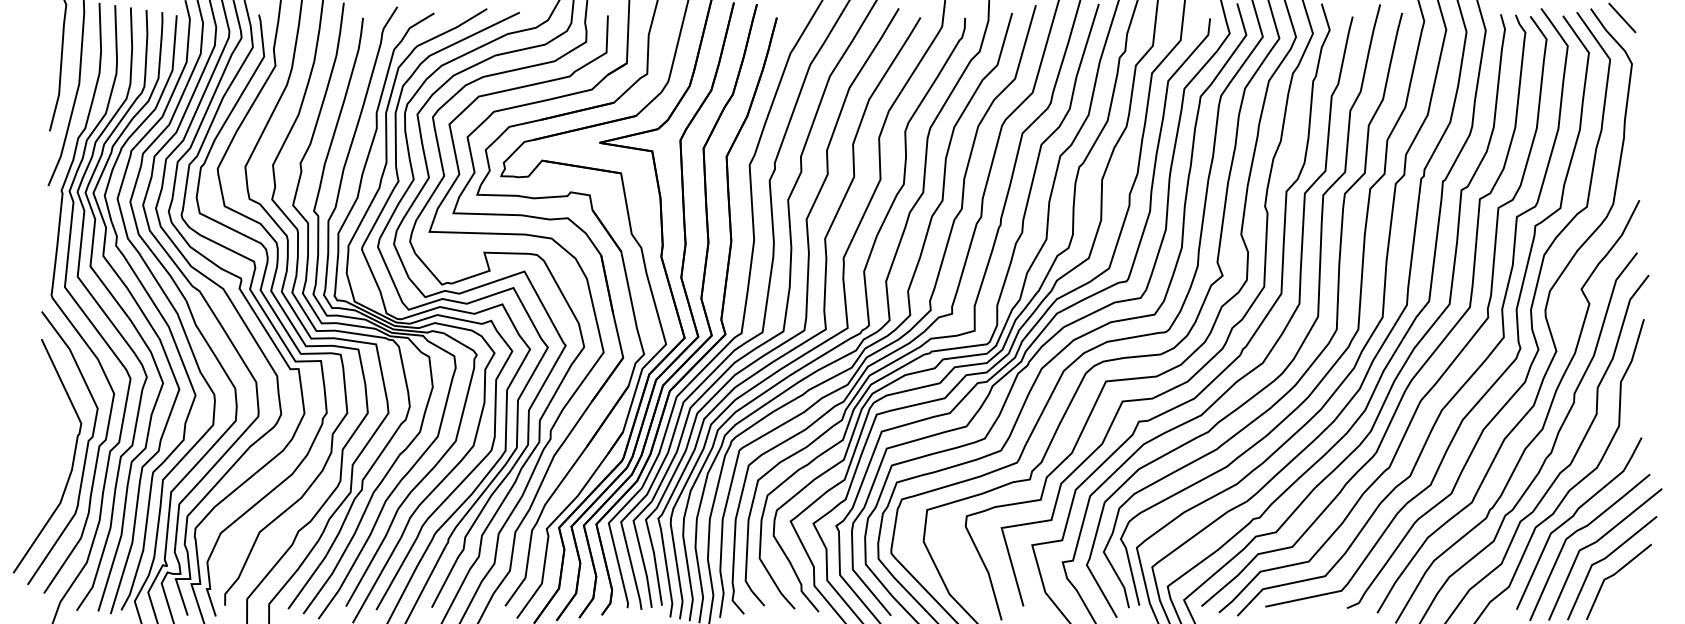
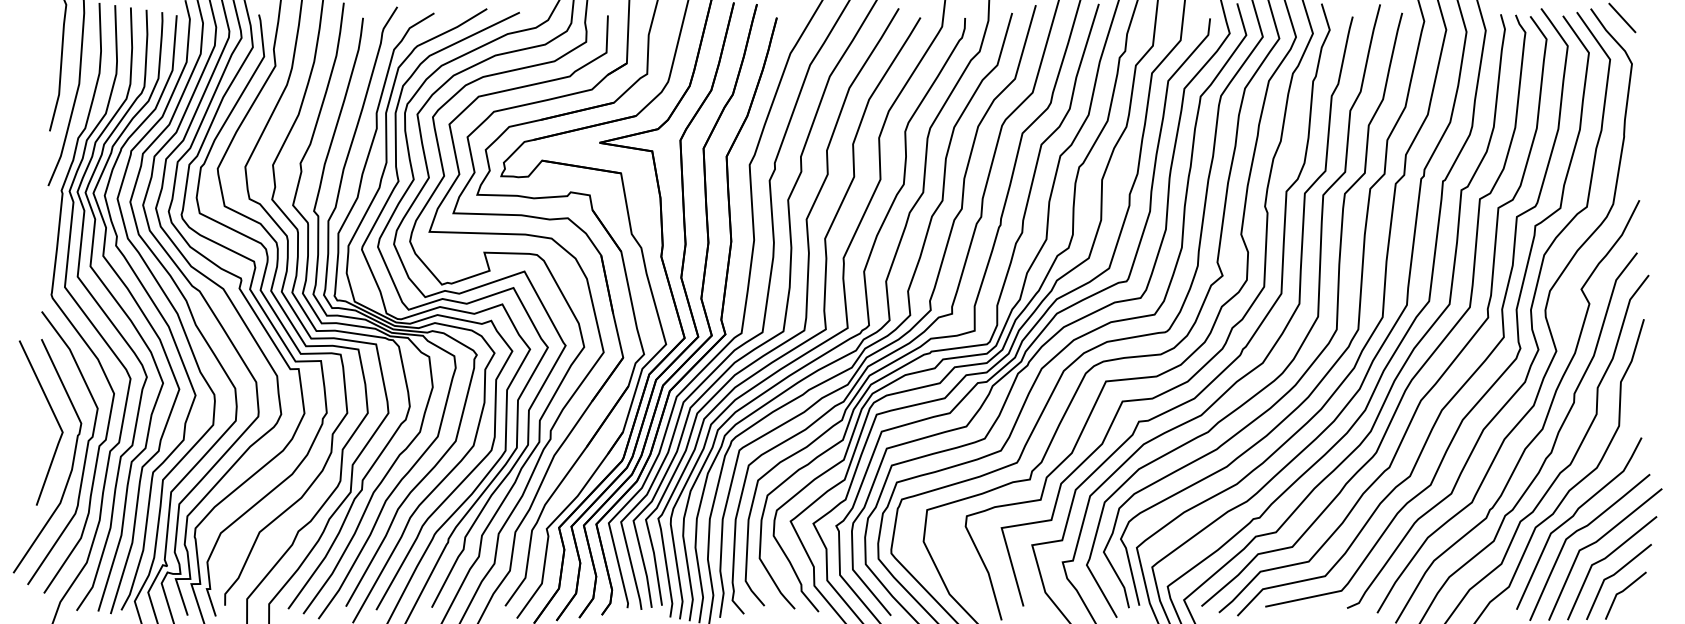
line: none -> present (53, 415)
line: none -> present (1624, 591)
